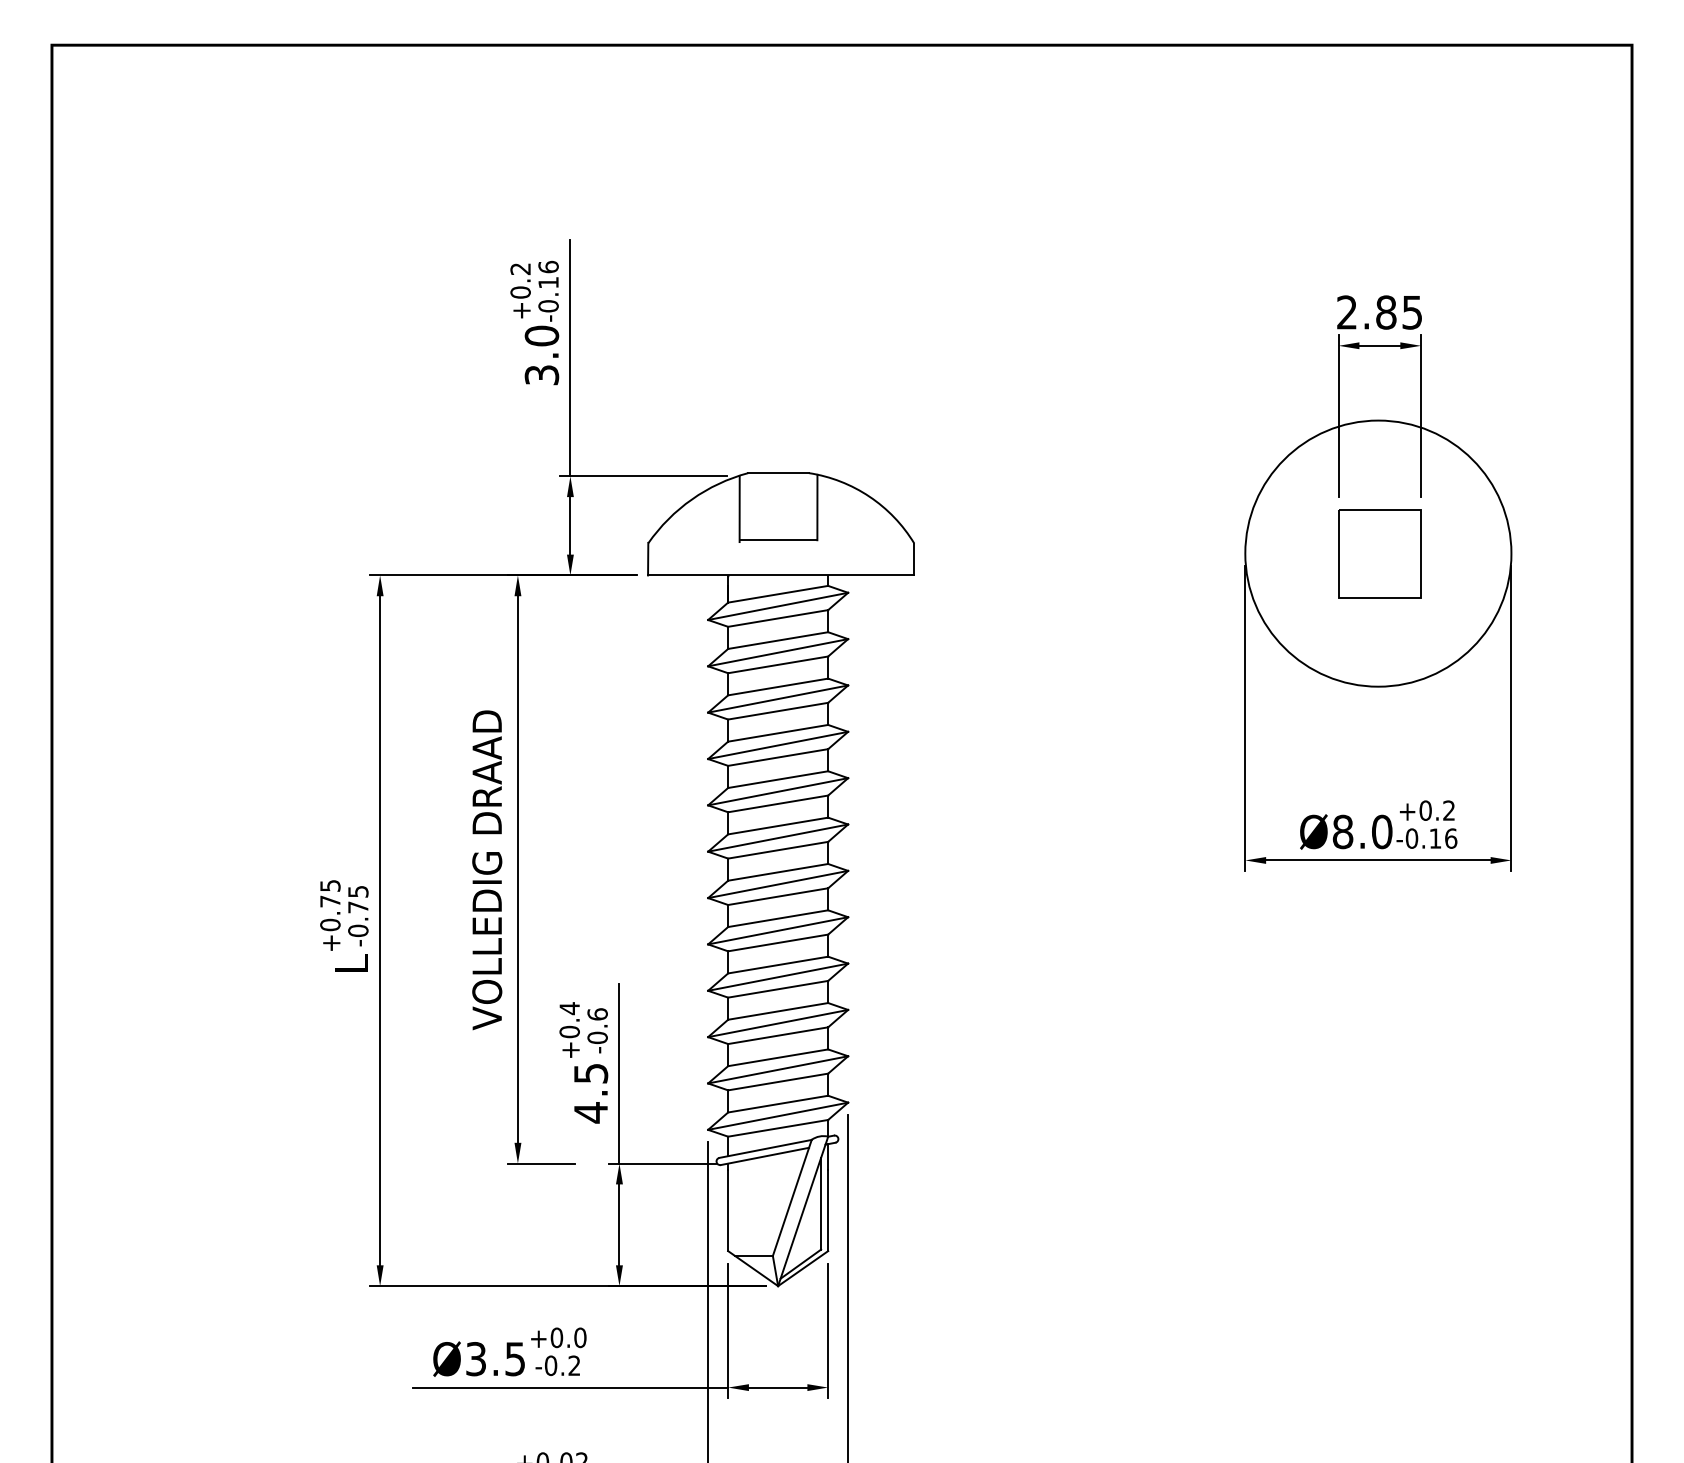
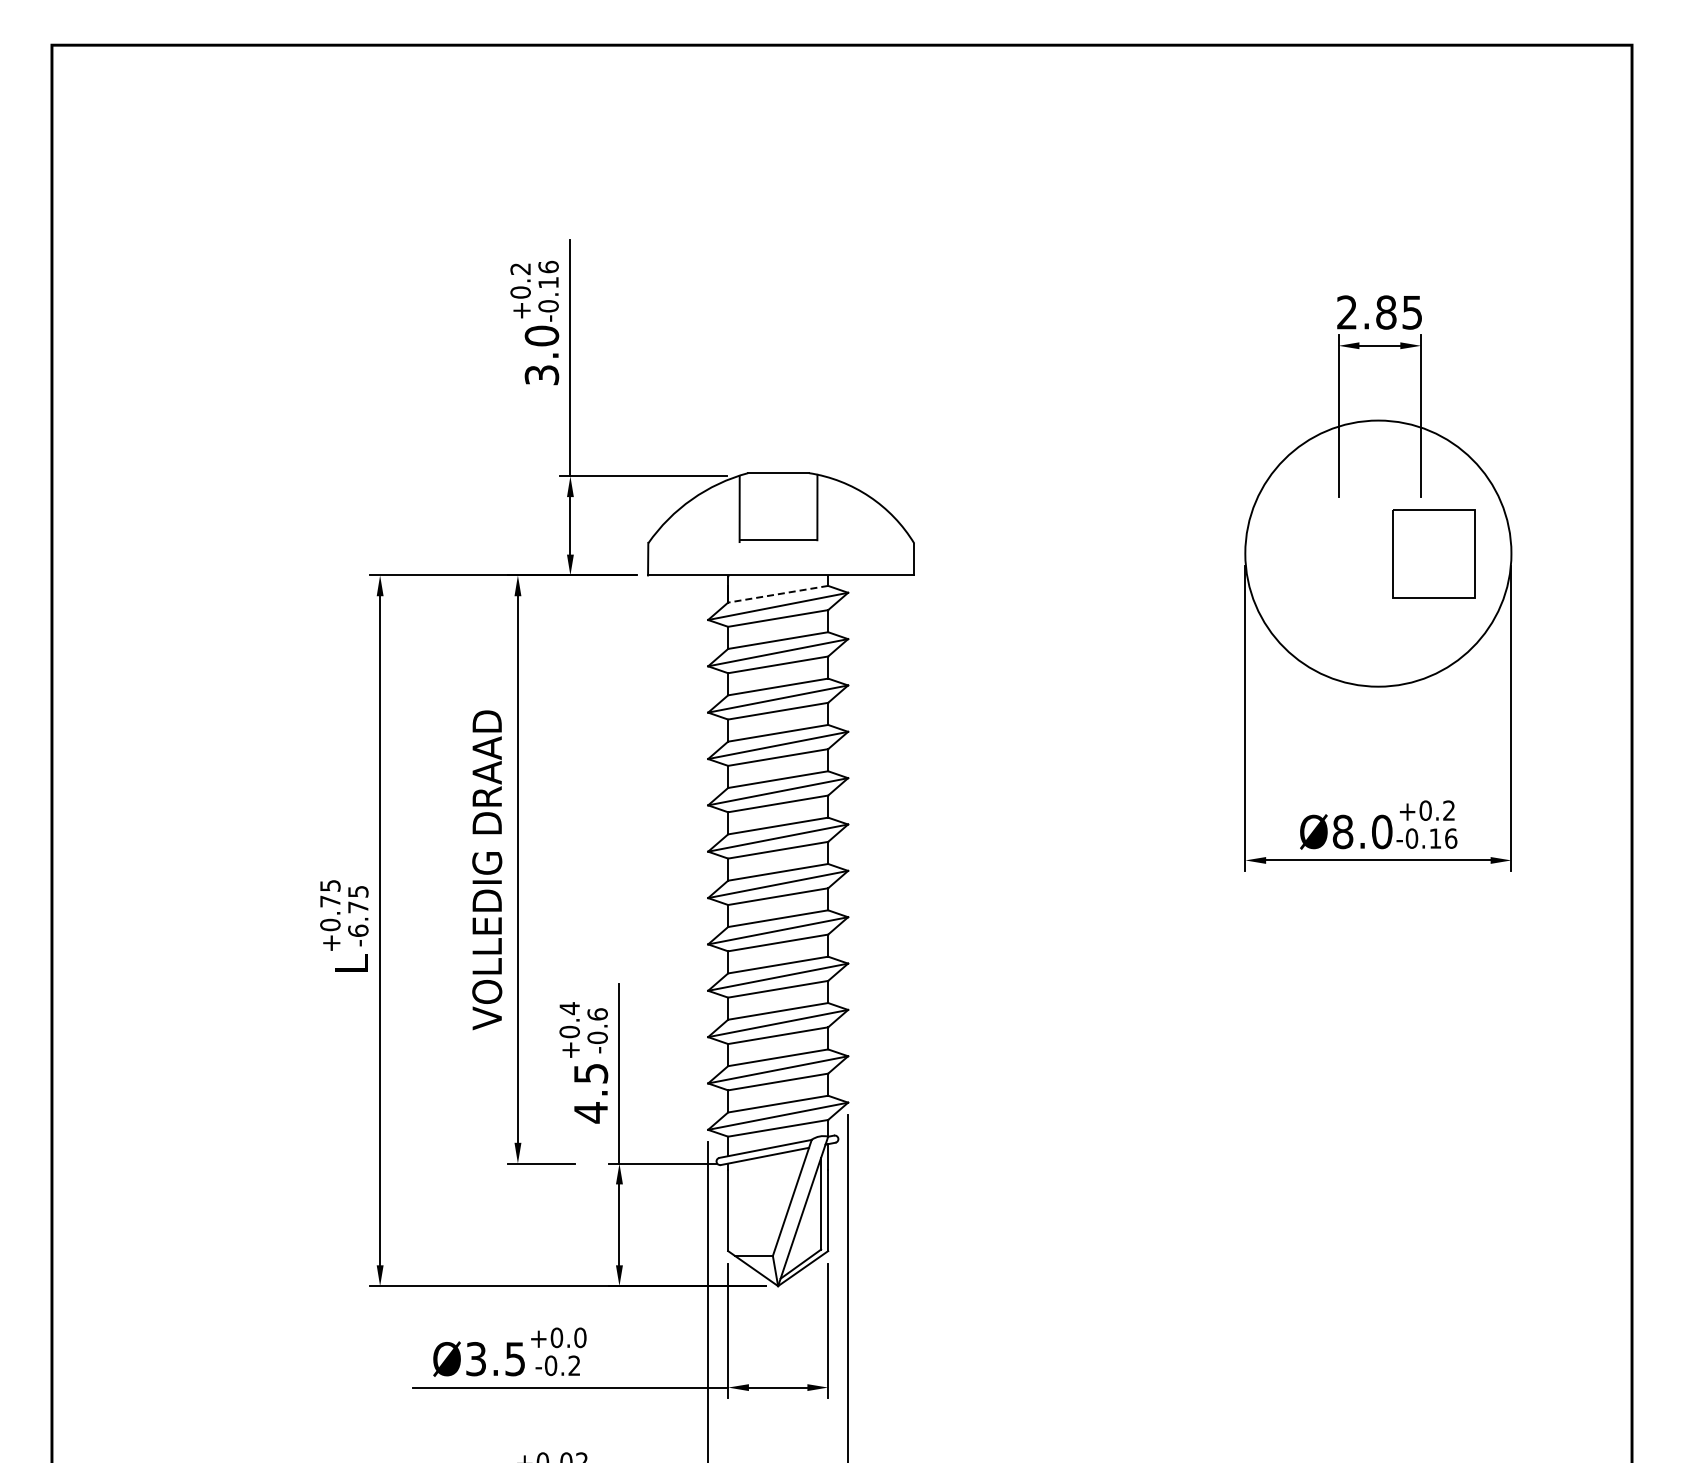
part position: (1379, 553) -> (1433, 553) (1433, 553)
line: solid -> dashed (778, 594)
text: -0.75 -> -6.75 (358, 930)
